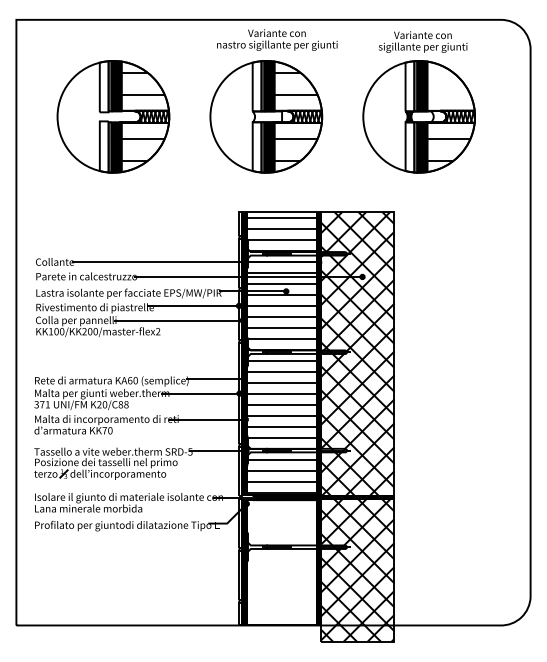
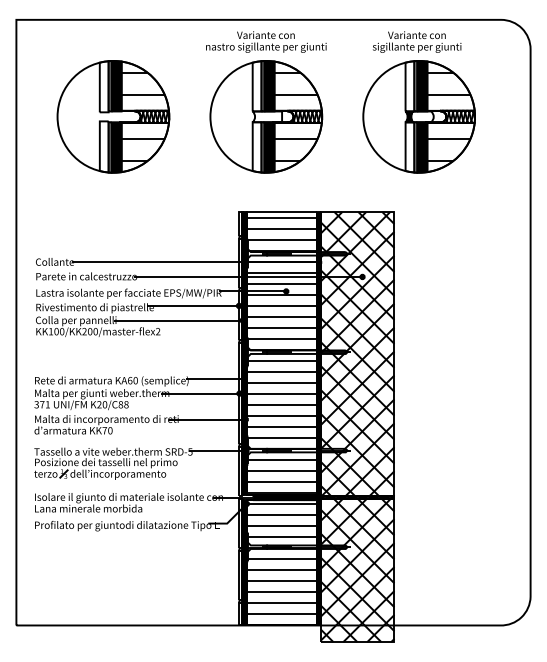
text position: (277, 39) -> (266, 41) (266, 41)
text position: (423, 41) -> (417, 41) (417, 41)
hatch: none -> present (448, 83)
hatch: none -> present (282, 564)
